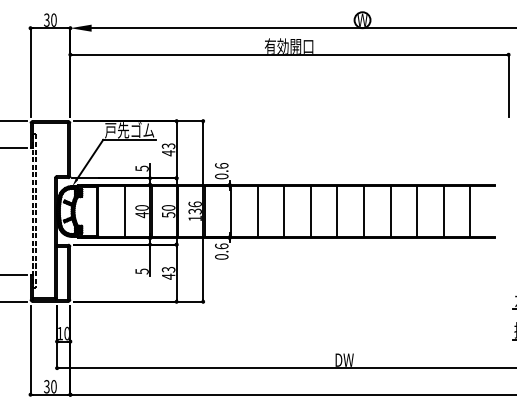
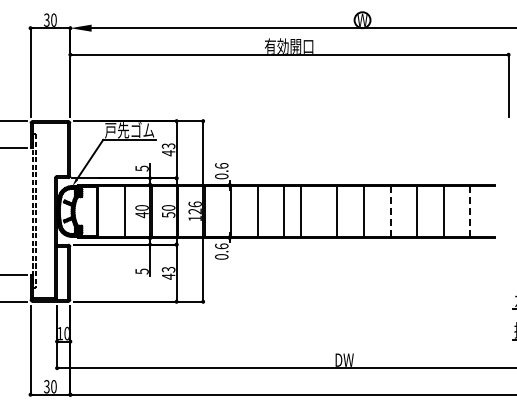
text: 136 -> 126 (195, 211)
line position: (310, 211) -> (300, 211) (300, 211)
line: solid -> dashed (390, 211)
line: solid -> dashed (470, 211)
